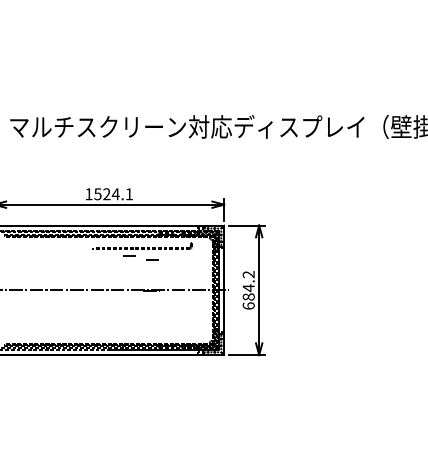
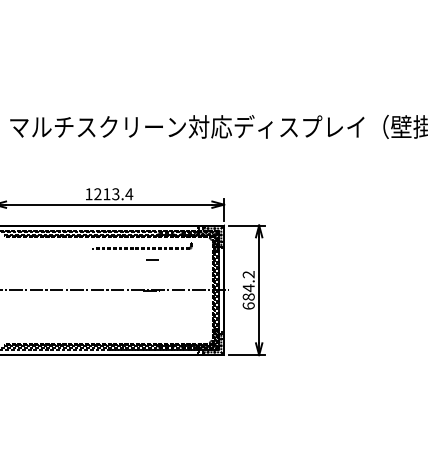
text: 1524.1 -> 1213.4 (113, 194)
line: present -> none (129, 255)
